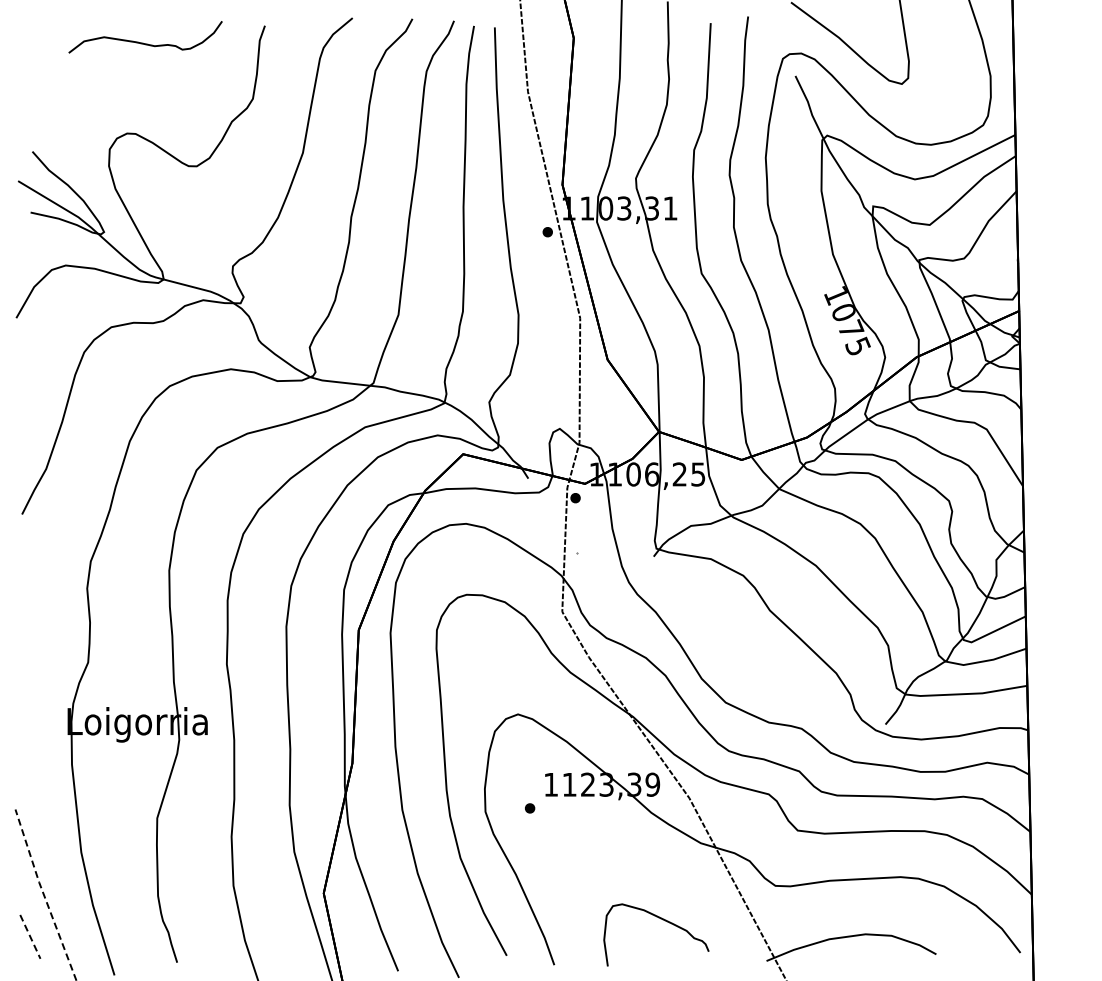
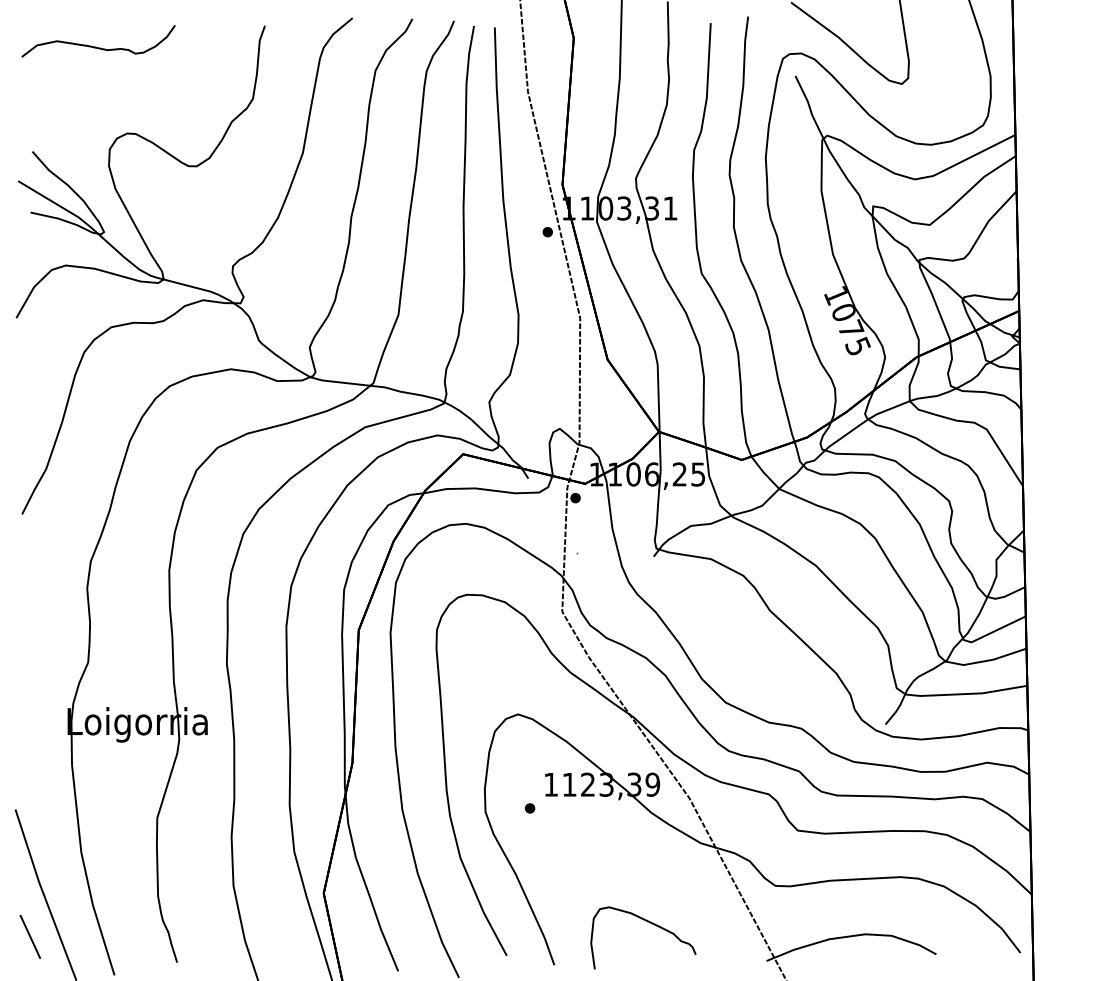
curve position: (143, 42) -> (96, 46) (96, 46)
line: dashed -> solid (44, 895)
curve position: (660, 919) -> (647, 922) (647, 922)
line: dashed -> solid (30, 937)
